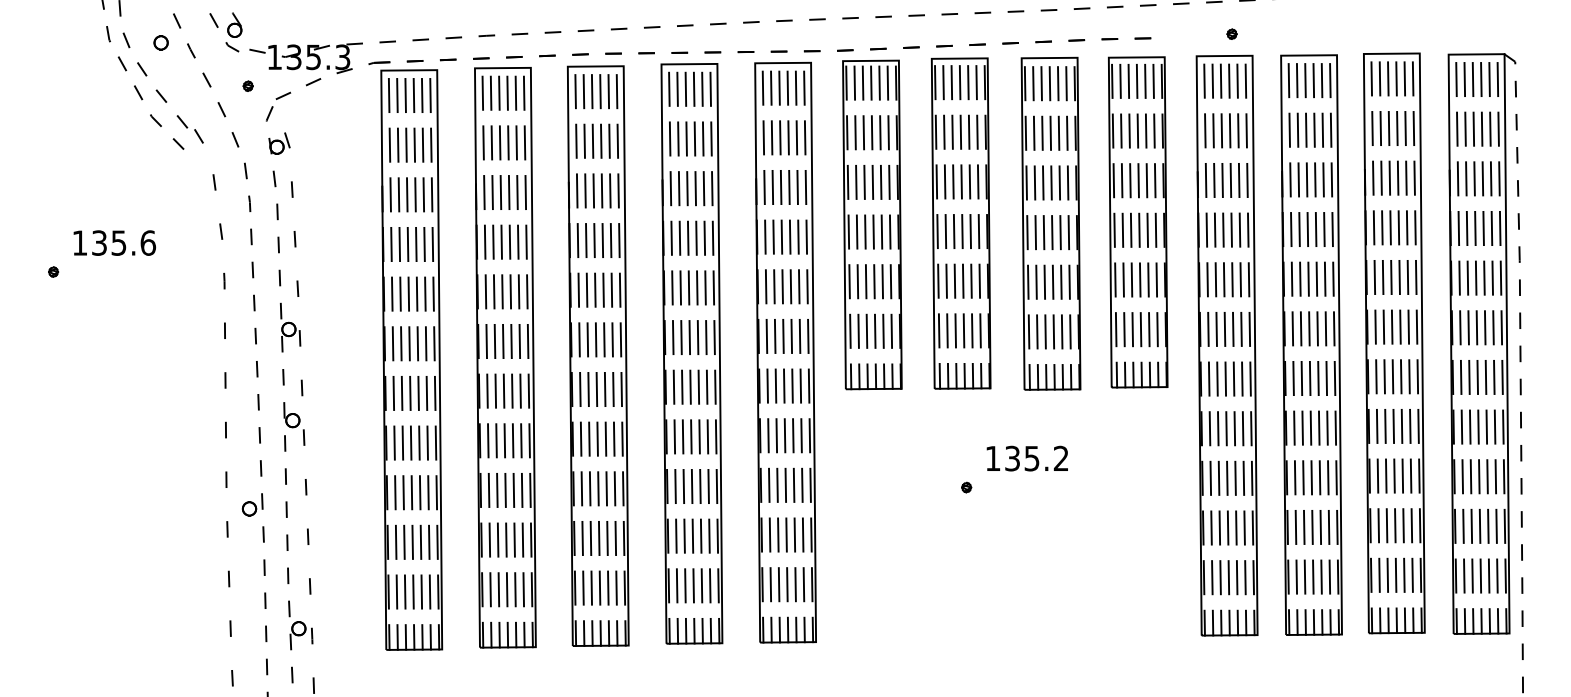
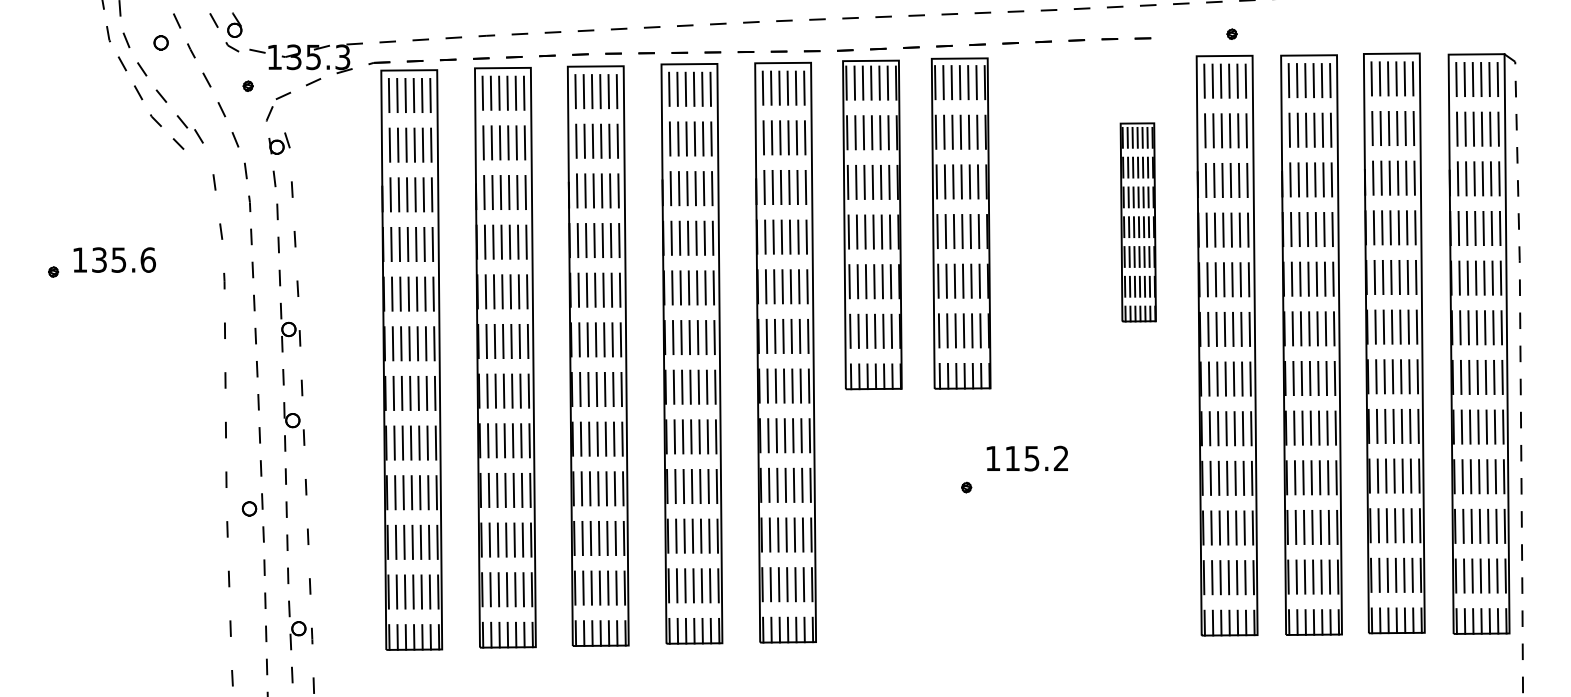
part size: 61x333 px -> 38x201 px (1137, 222)
part: present -> none (1050, 223)
text position: (114, 242) -> (114, 259) (114, 259)
text: 135.2 -> 115.2 (1012, 458)
